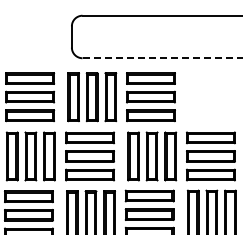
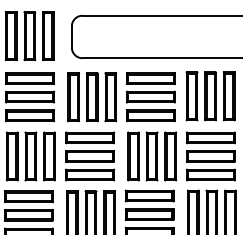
part: none -> present (29, 35)
line: dashed -> solid (162, 58)
part: none -> present (210, 96)
